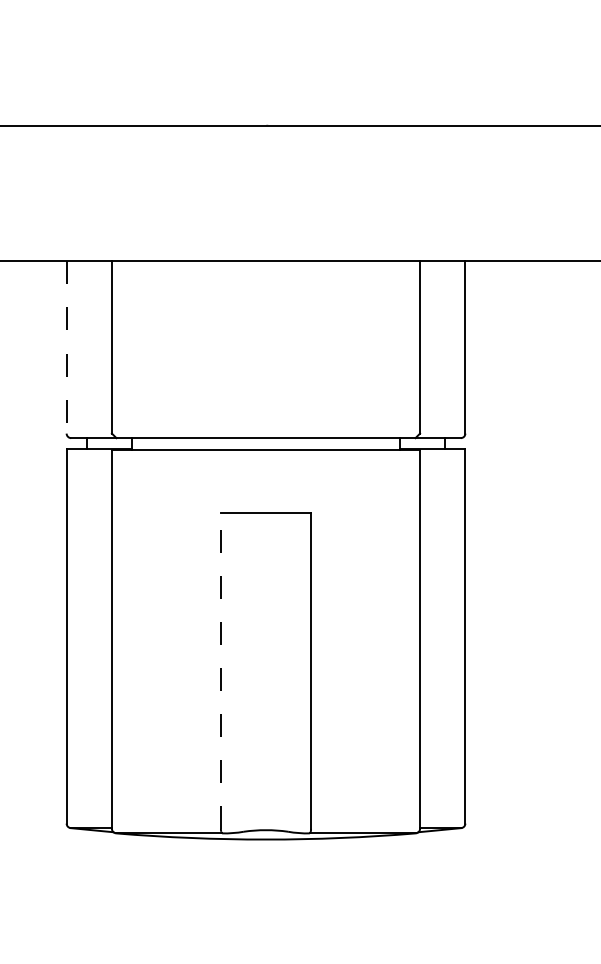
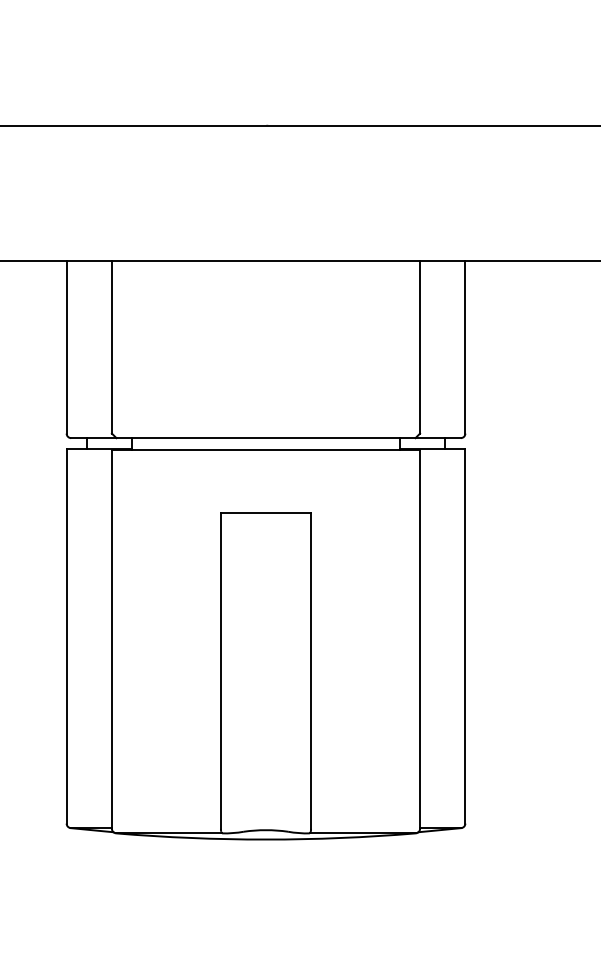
line: dashed -> solid (66, 348)
line: dashed -> solid (220, 671)
